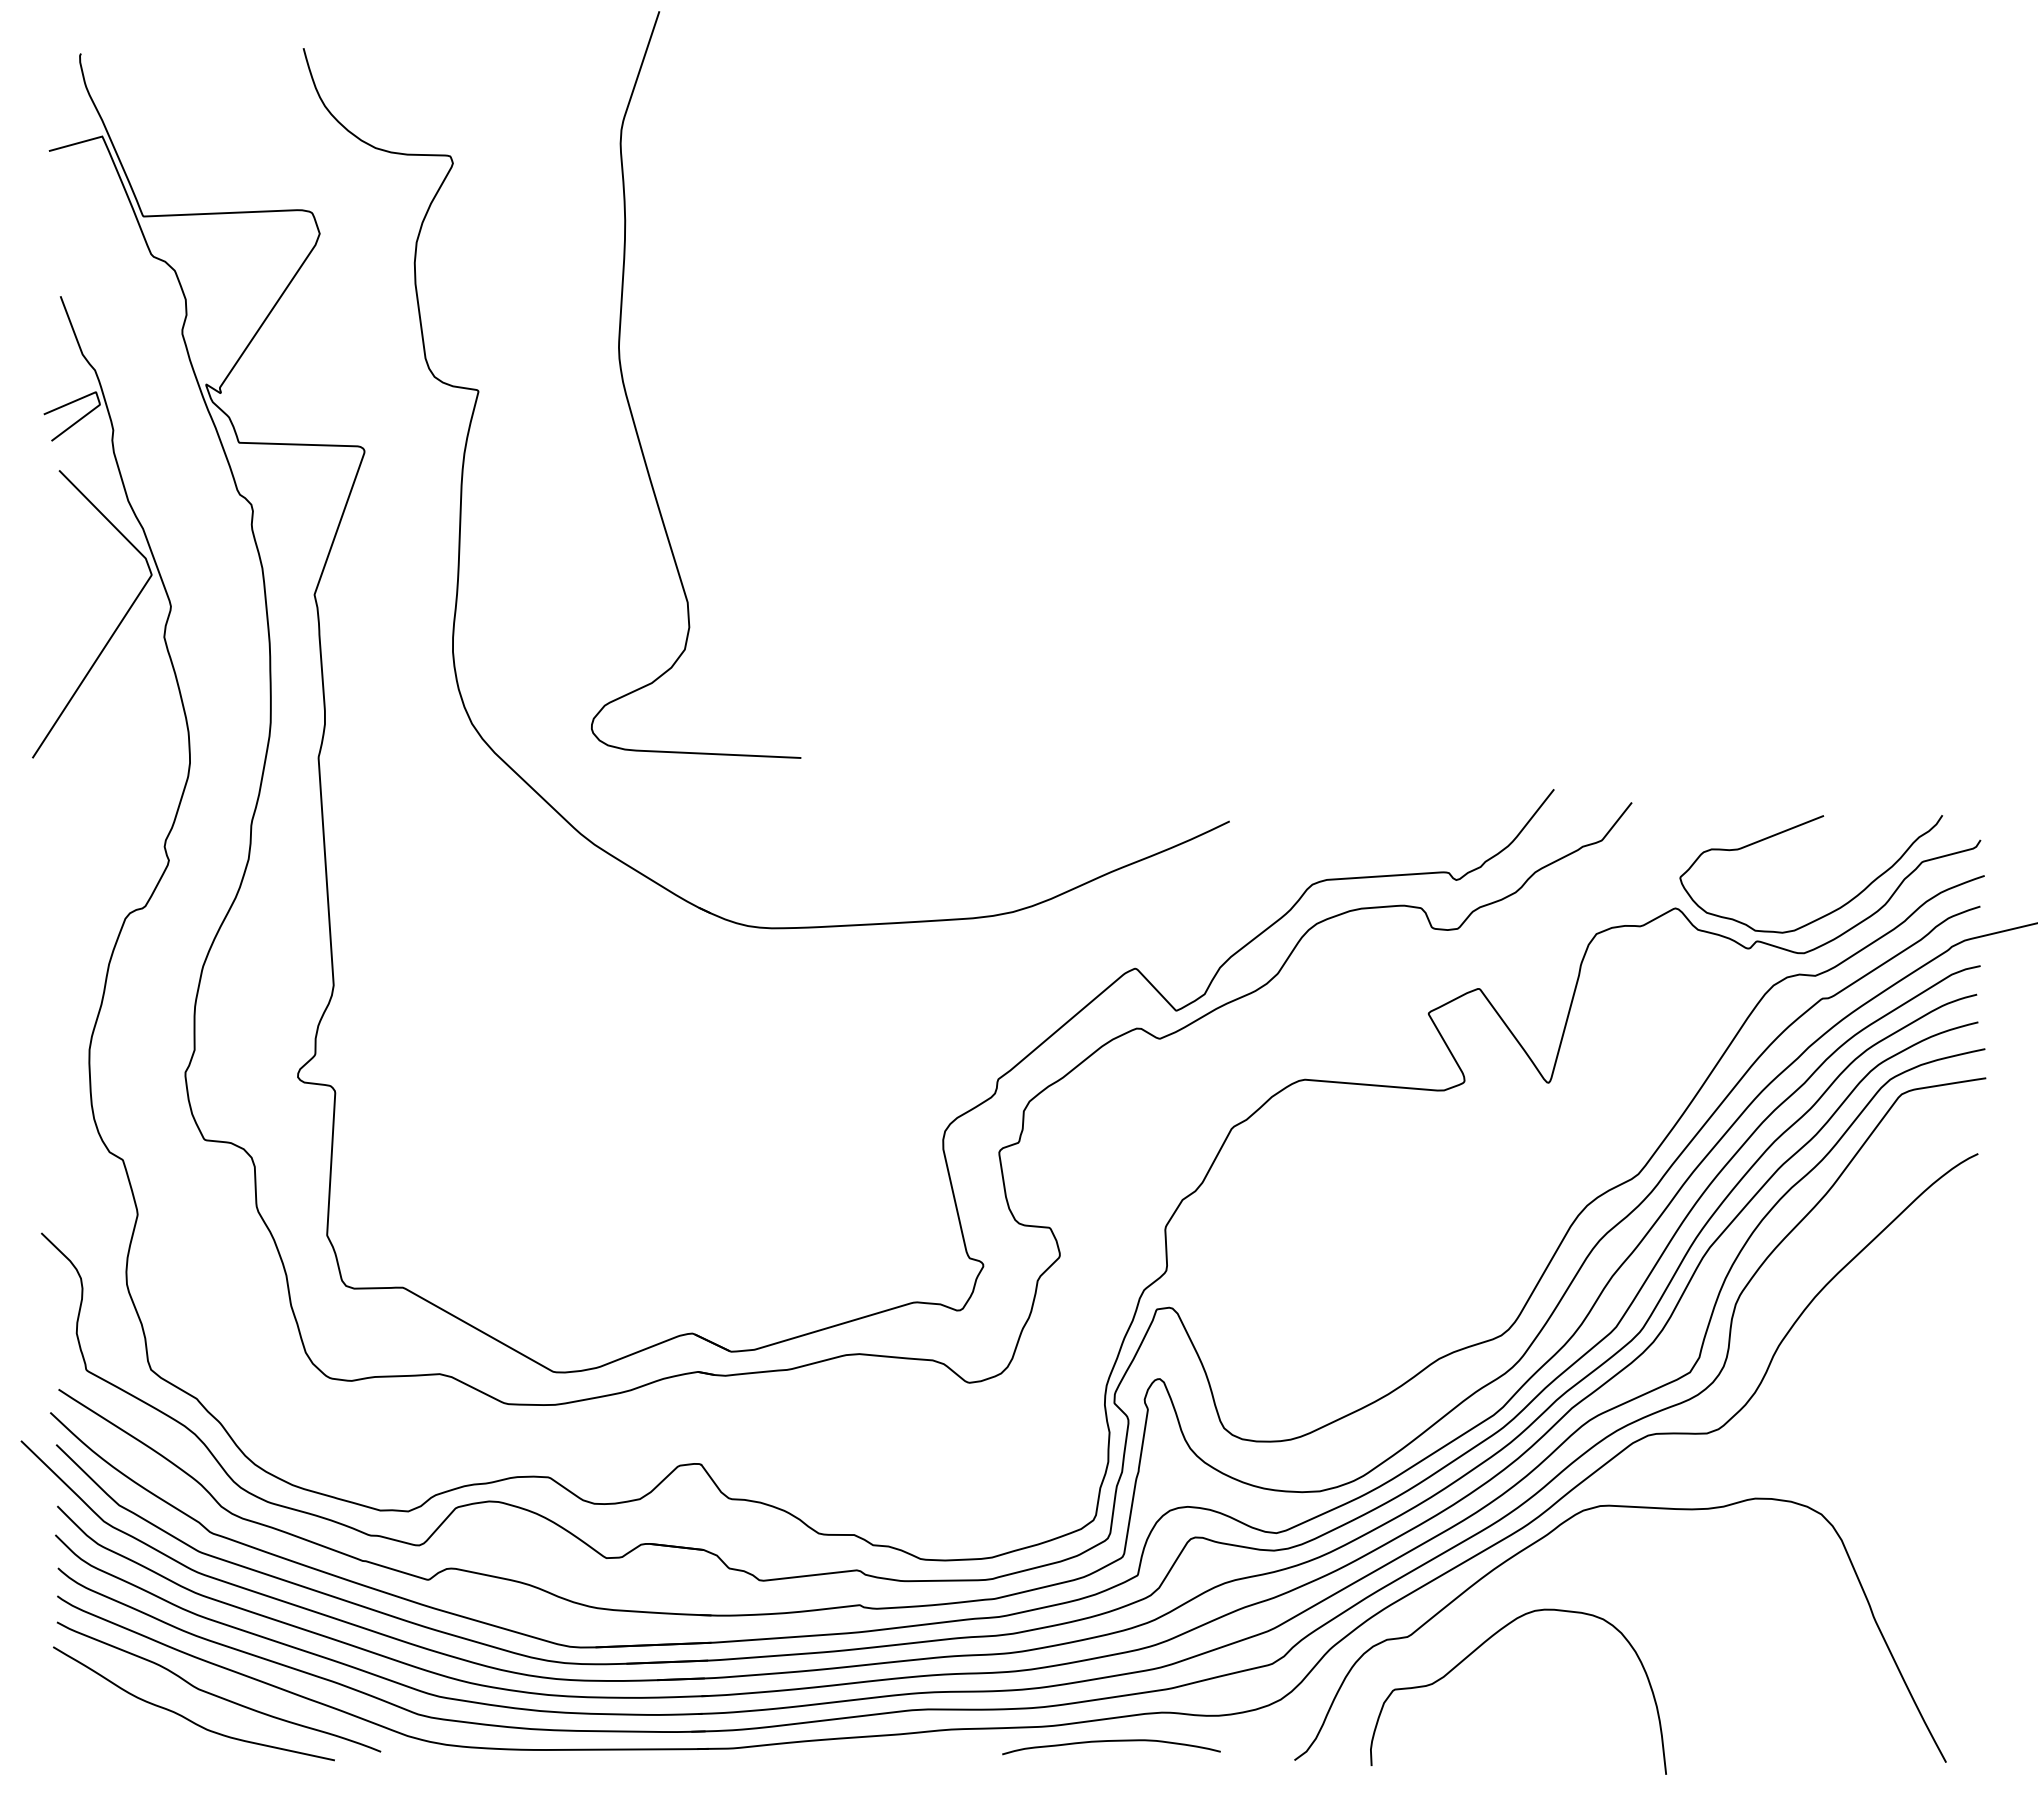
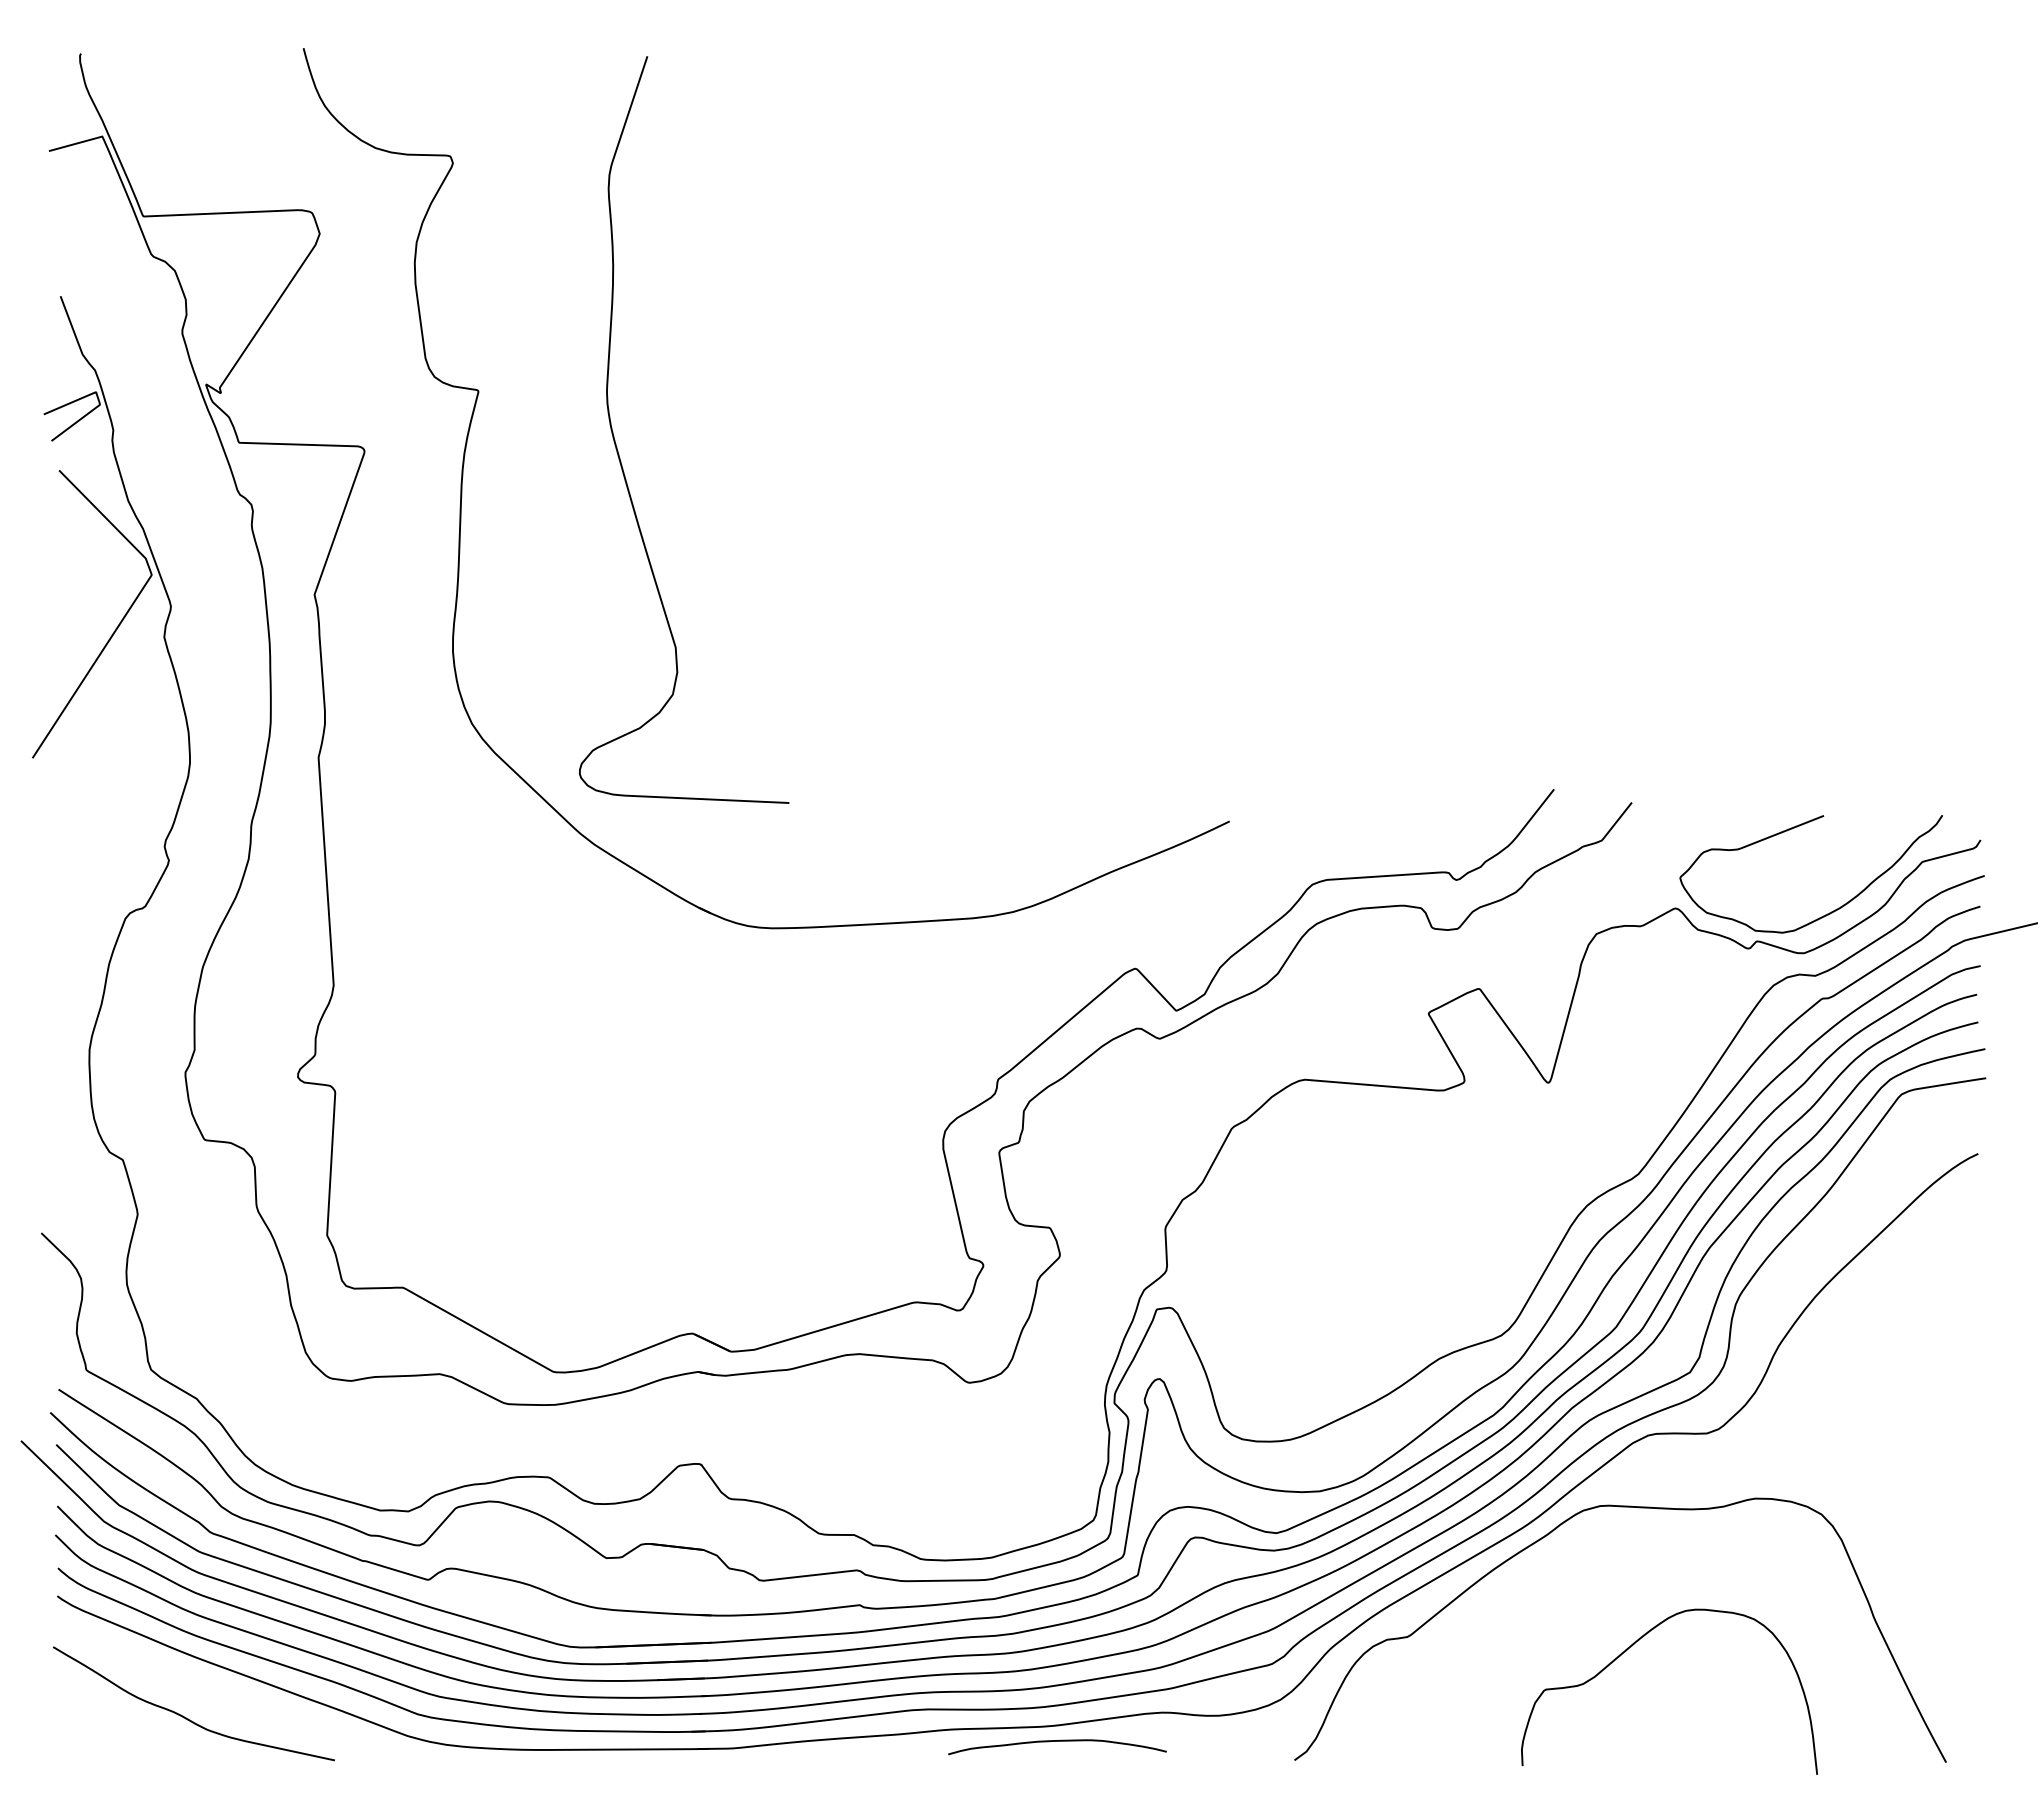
curve position: (630, 405) -> (618, 450) (618, 450)
curve position: (1481, 1646) -> (1632, 1646) (1632, 1646)
curve: present -> none (215, 1694)
curve position: (1111, 1741) -> (1057, 1741) (1057, 1741)
